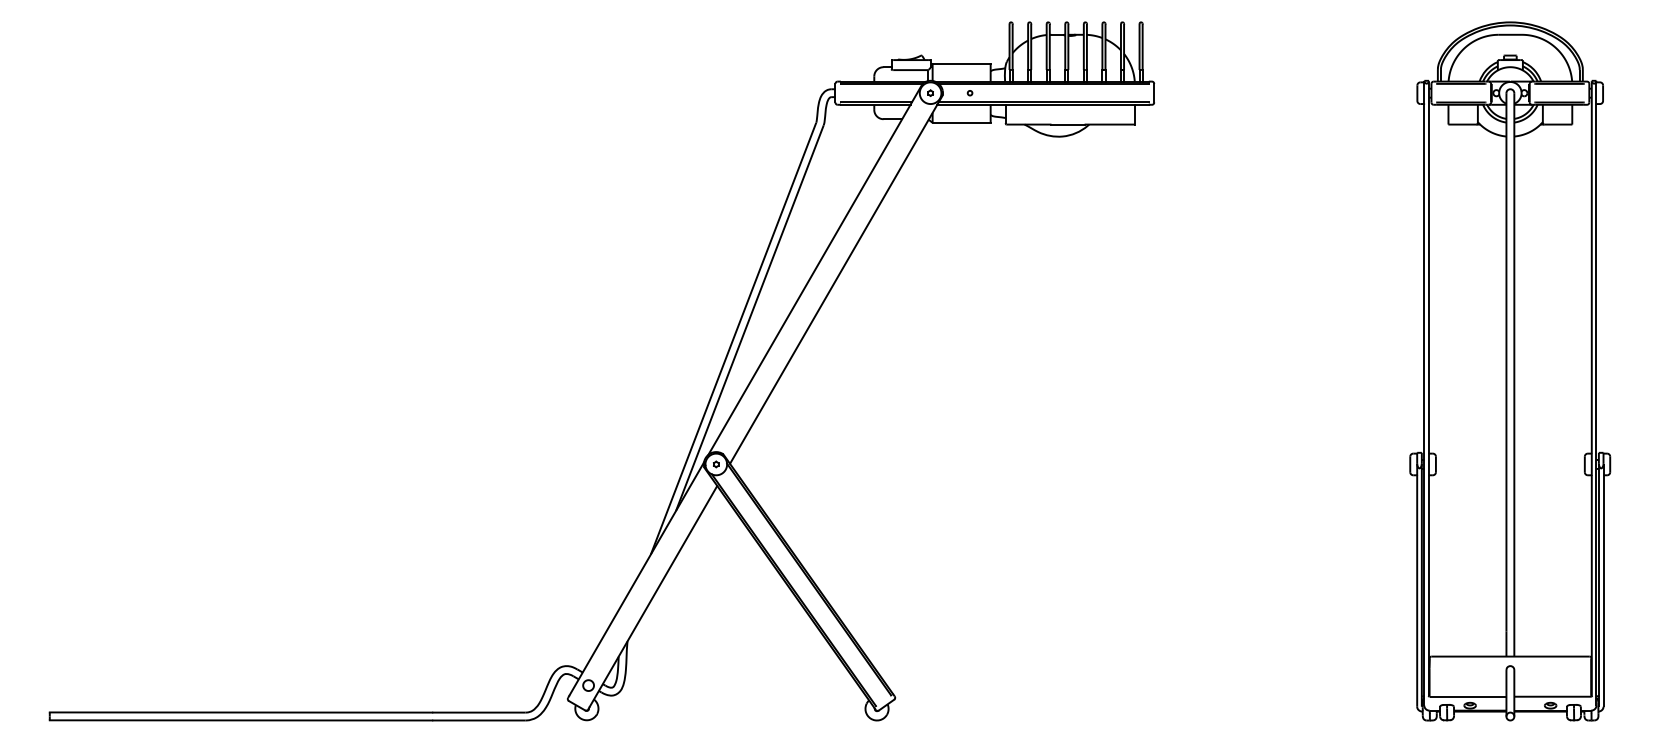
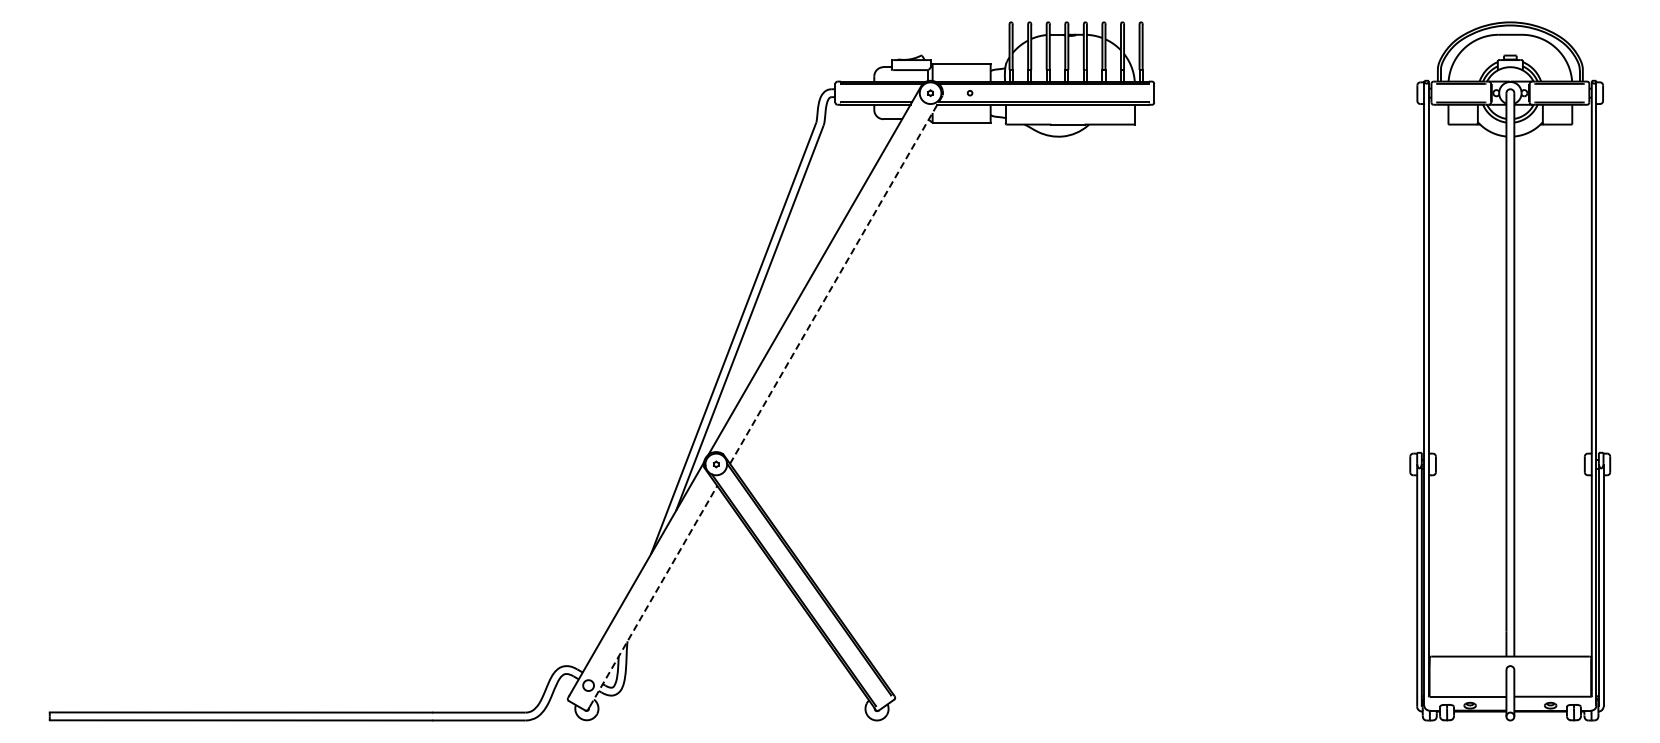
line: solid -> dashed (836, 279)
line: solid -> dashed (653, 596)
